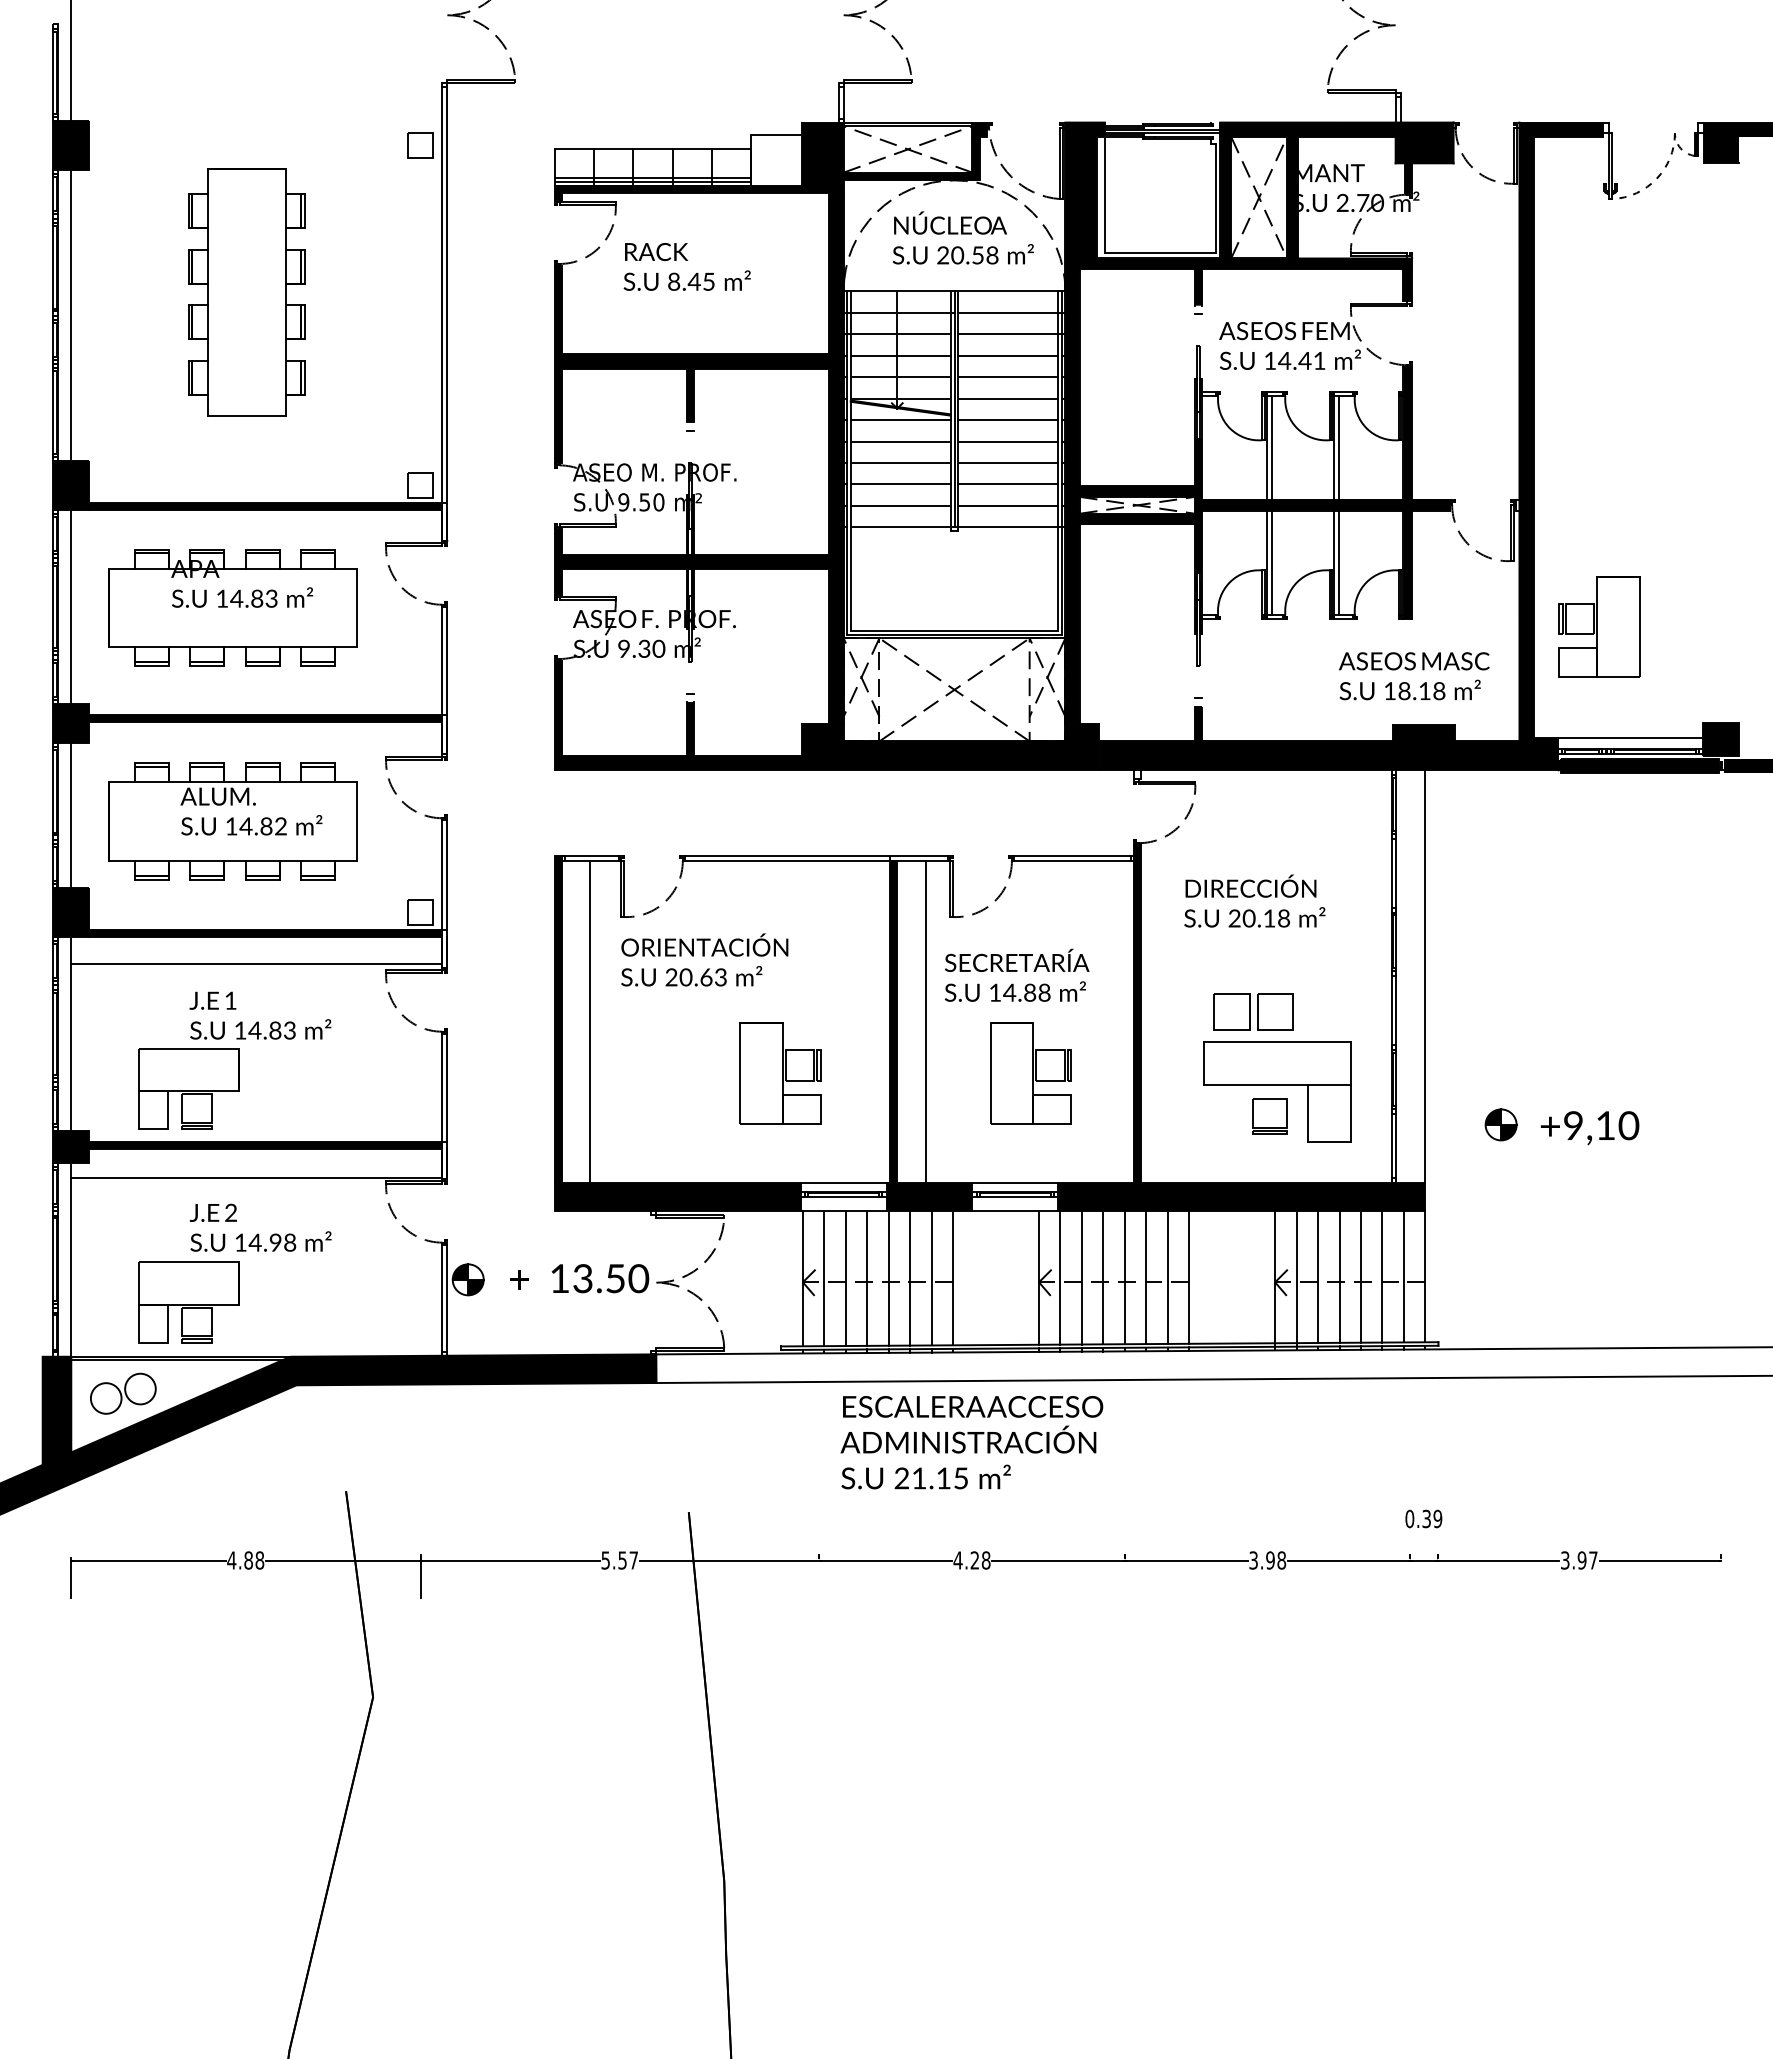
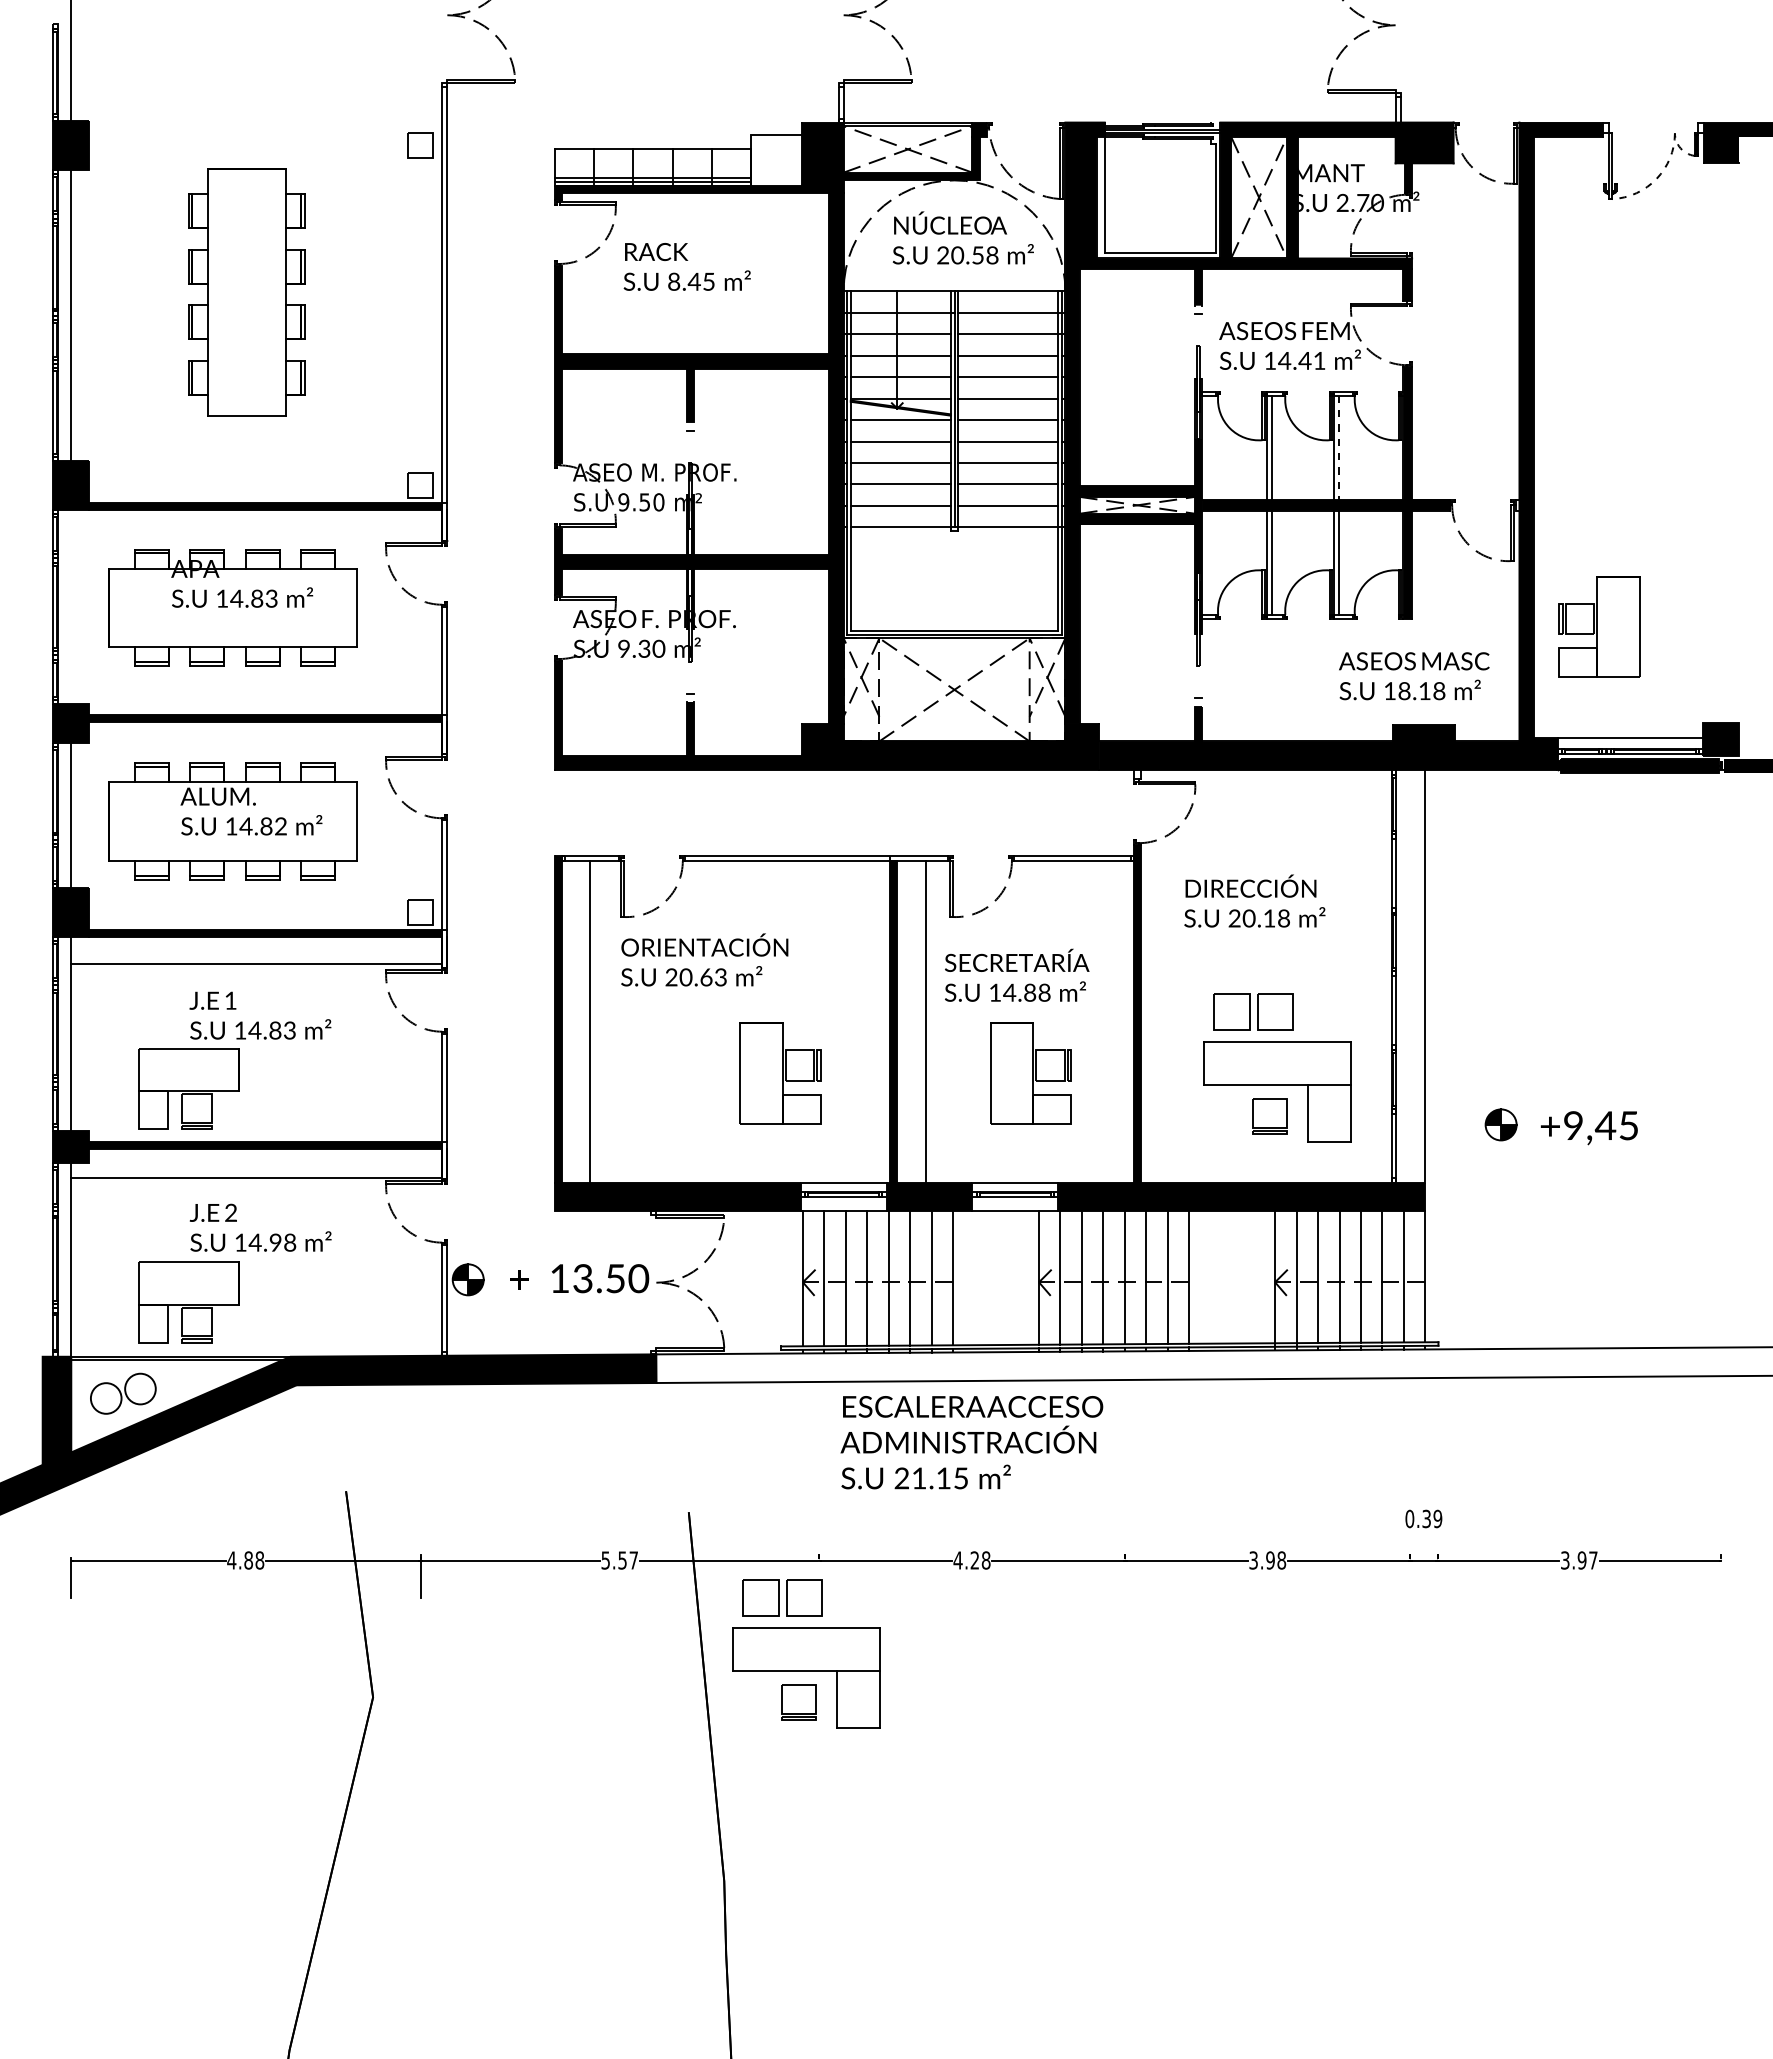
line: solid -> dashed (1338, 448)
line: present -> none (71, 606)
text: +9,10 -> +9,45 (1616, 1125)
part: none -> present (806, 1653)
